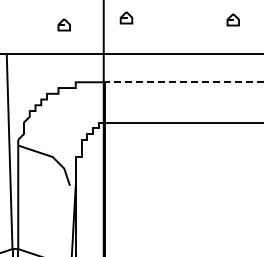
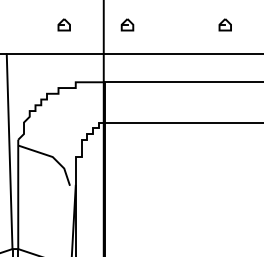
part position: (126, 17) -> (127, 24) (127, 24)
part position: (232, 19) -> (224, 24) (224, 24)
line: dashed -> solid (183, 82)
